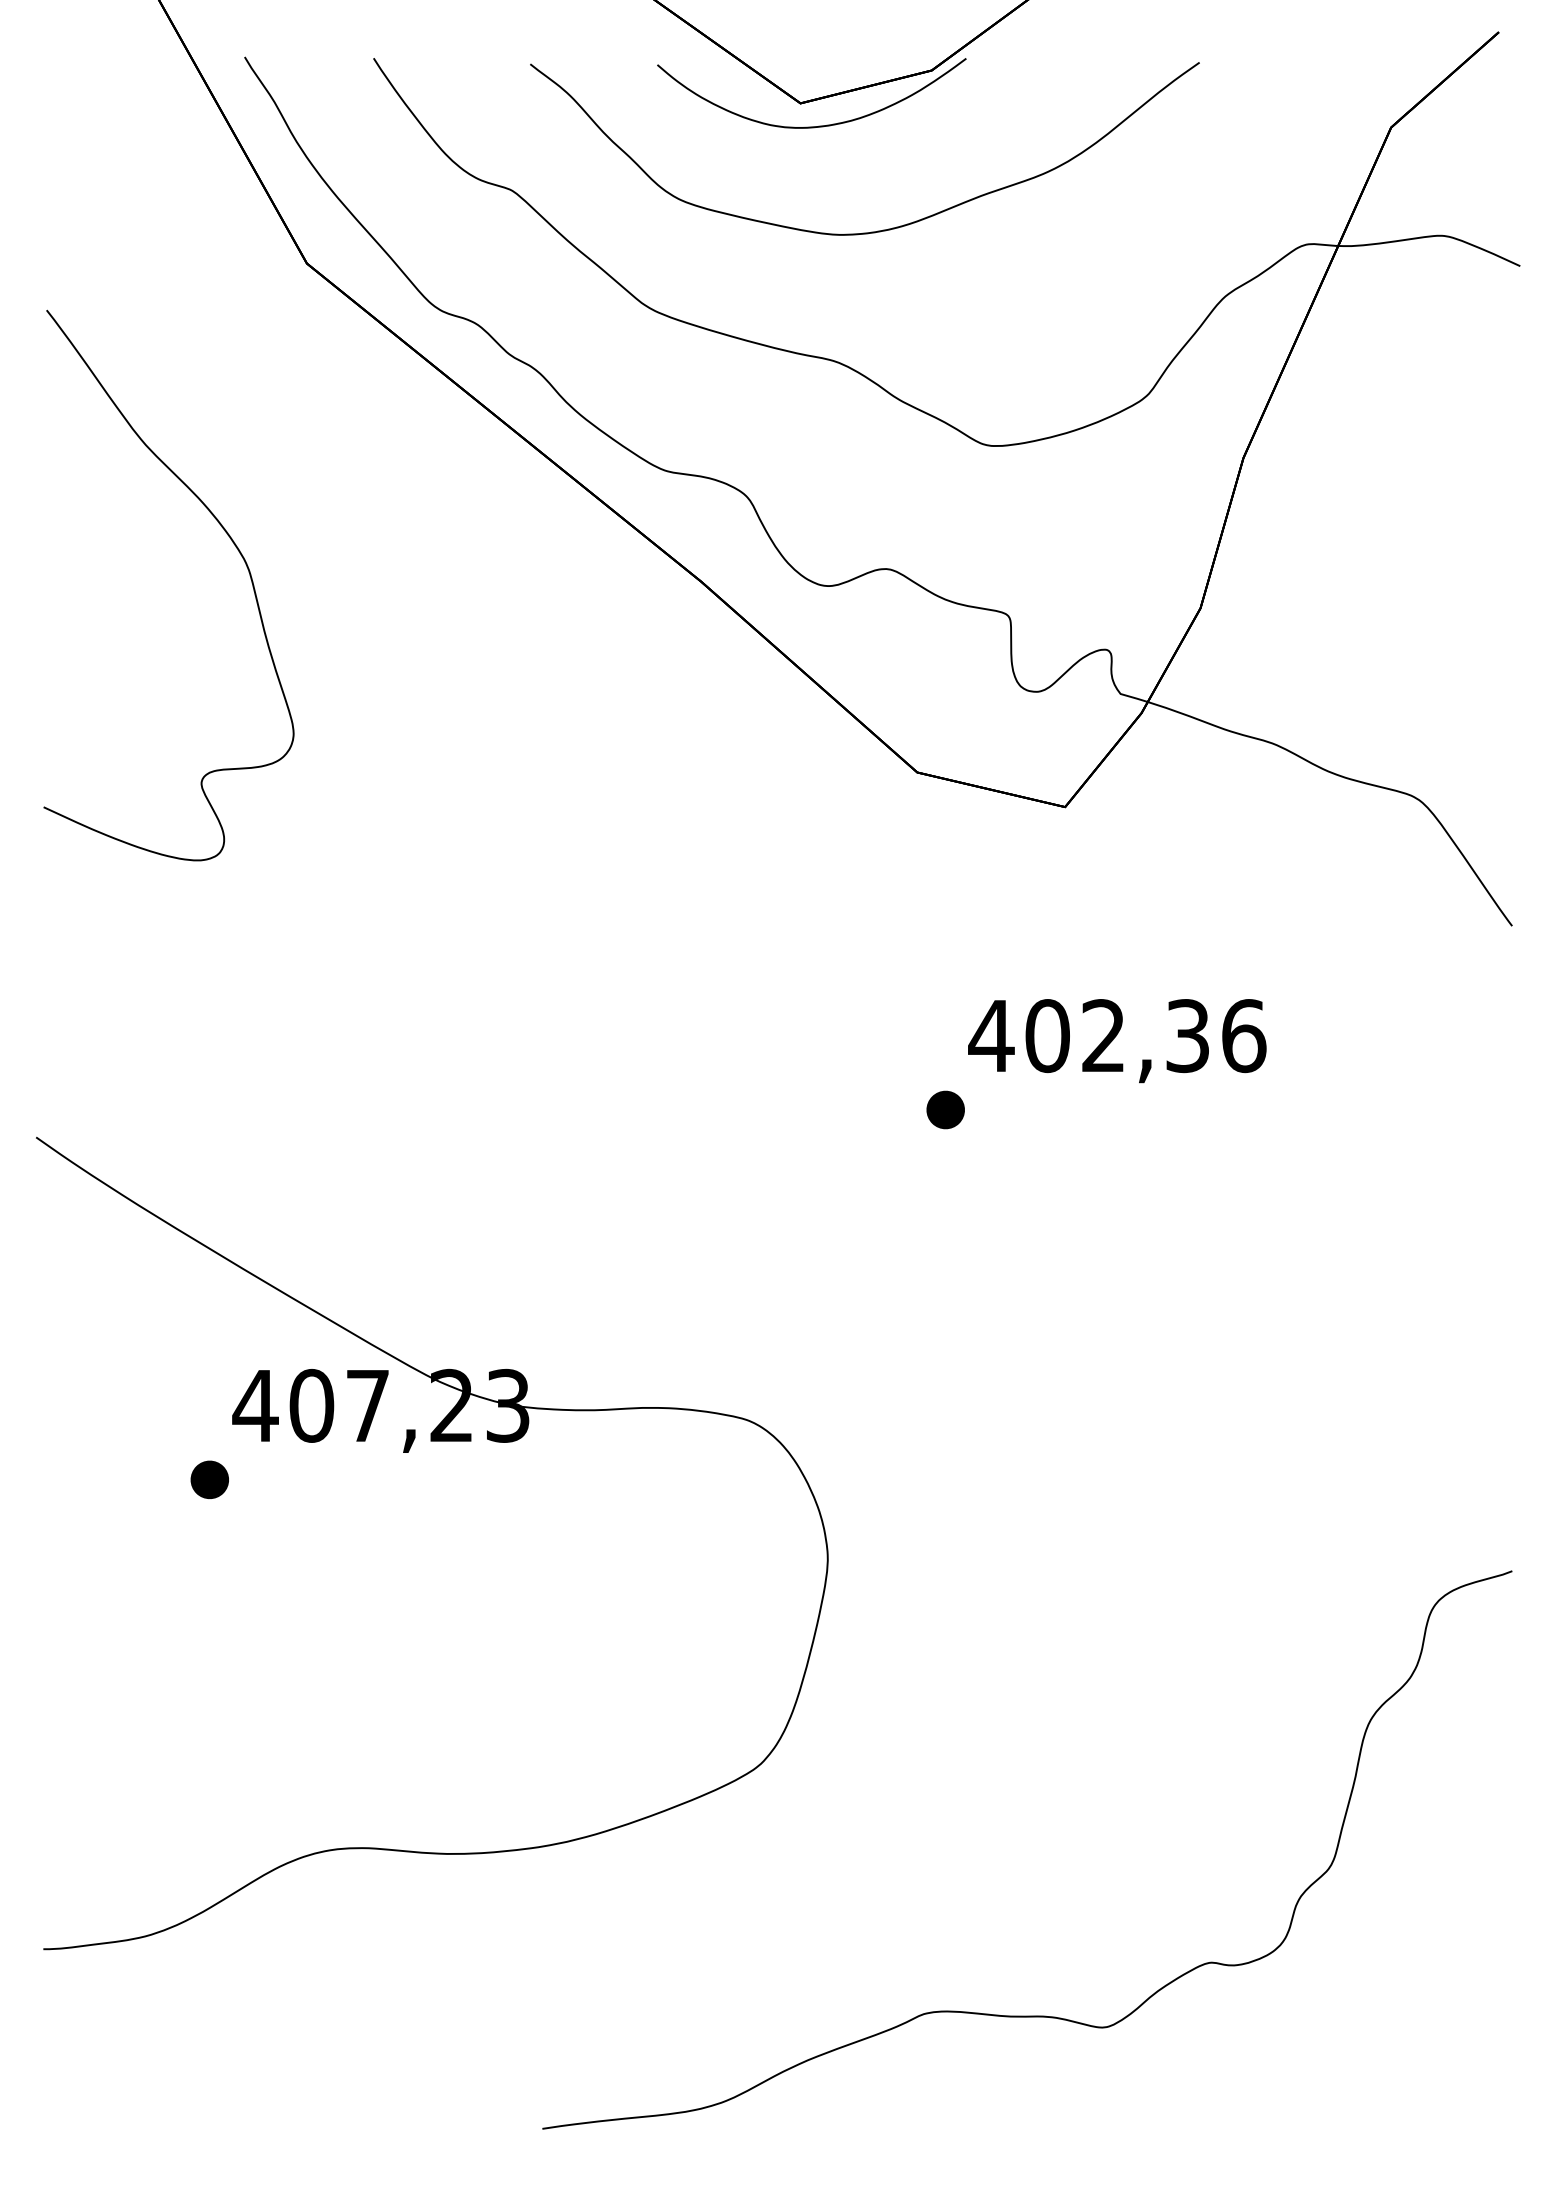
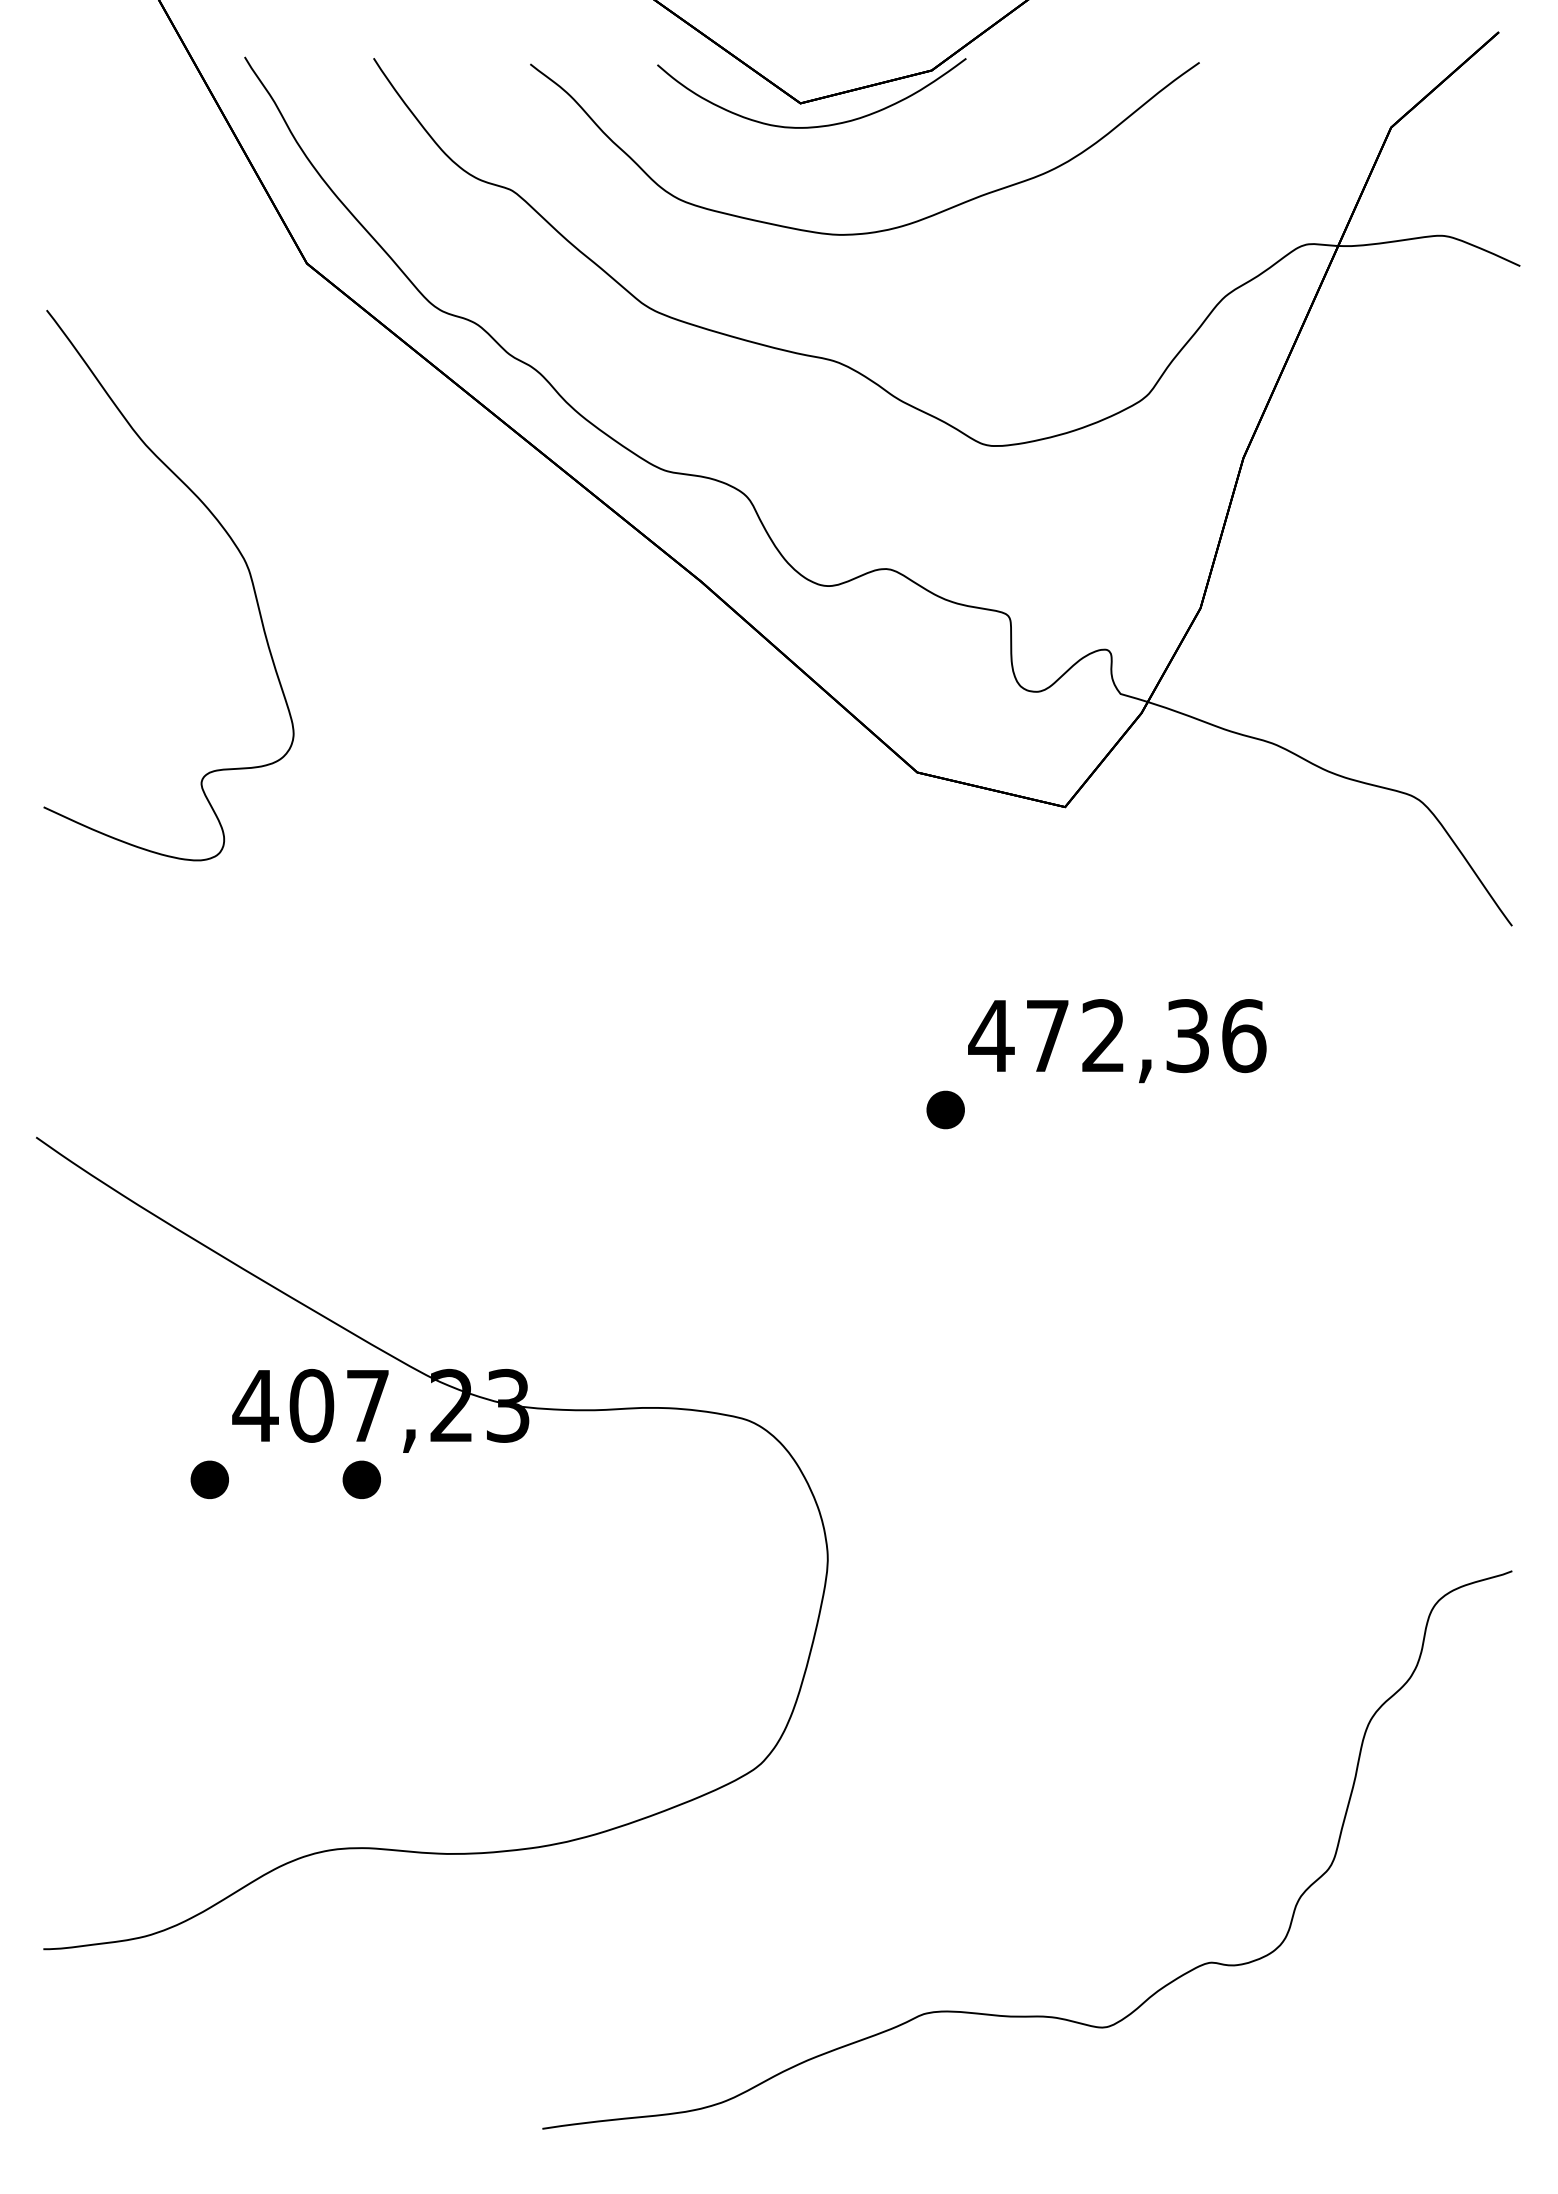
text: 402,36 -> 472,36 (1047, 1036)
part: none -> present (361, 1479)
